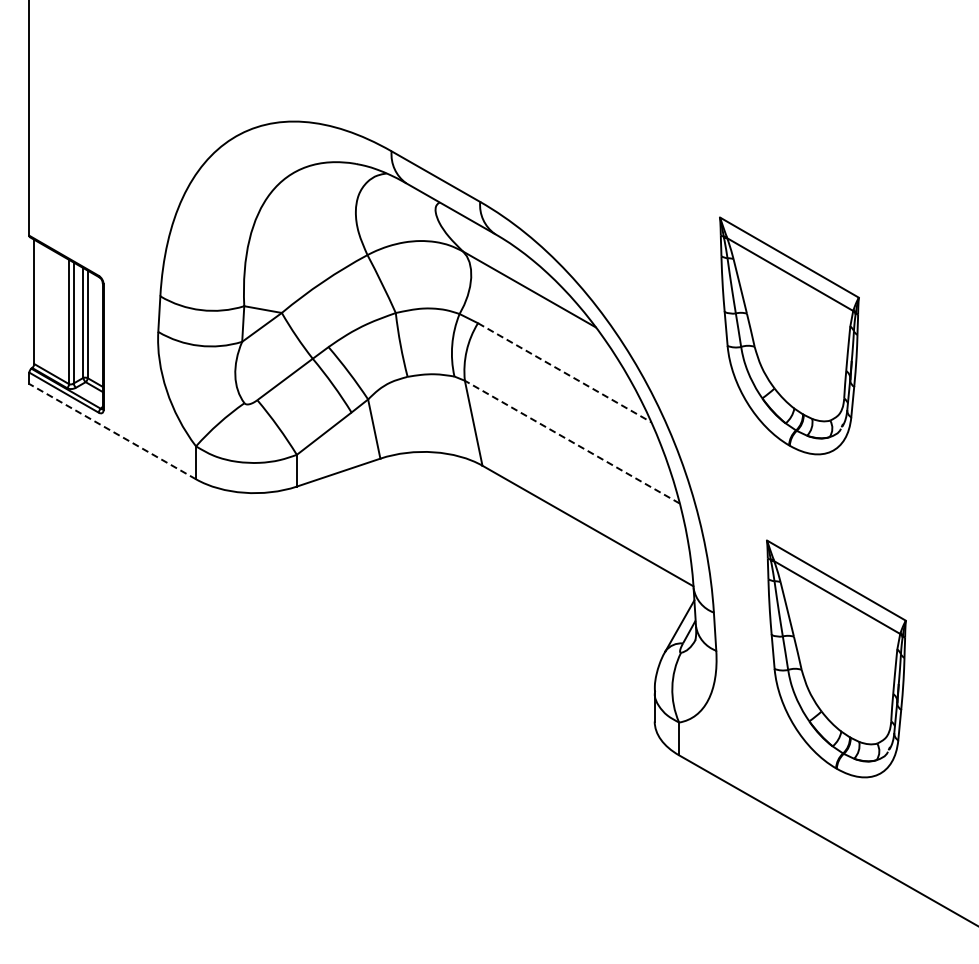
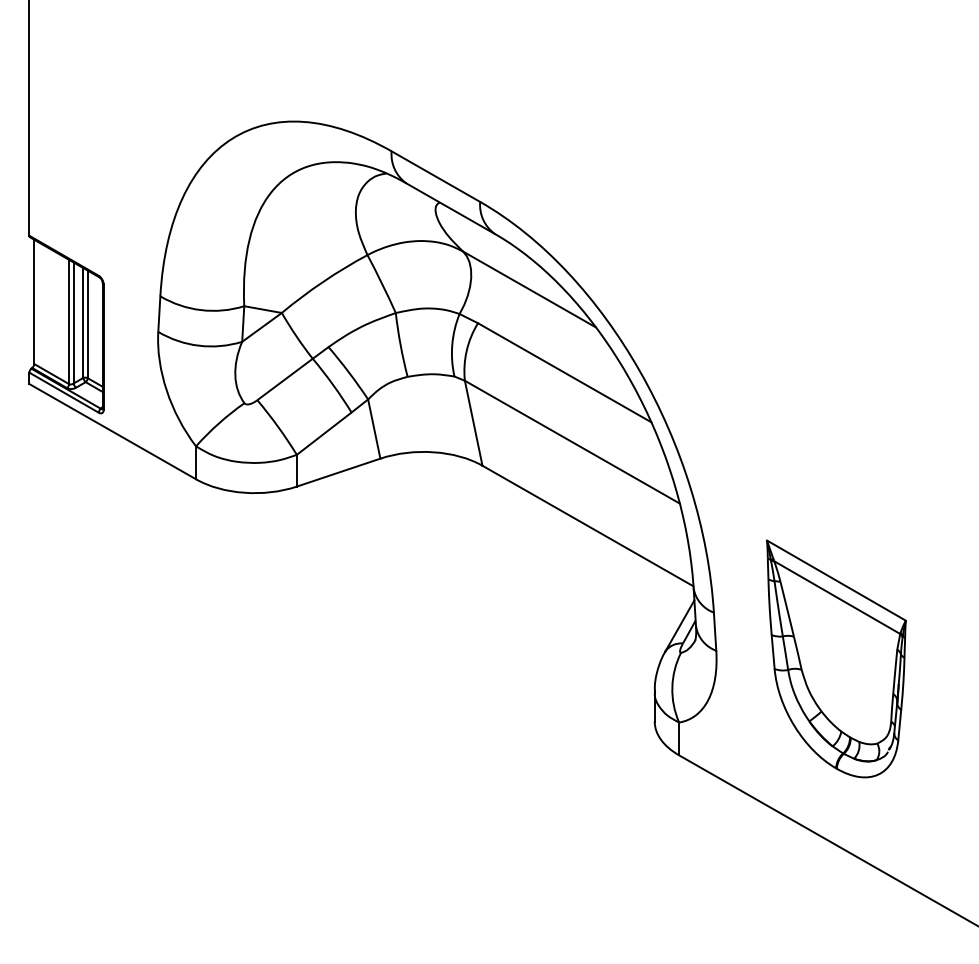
part: present -> none (789, 335)
line: dashed -> solid (564, 372)
line: dashed -> solid (112, 431)
line: dashed -> solid (572, 442)
